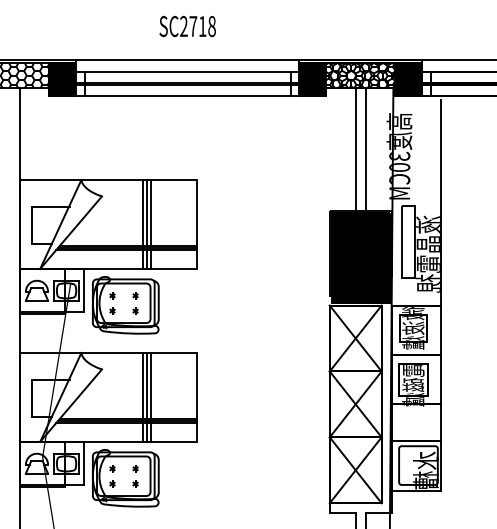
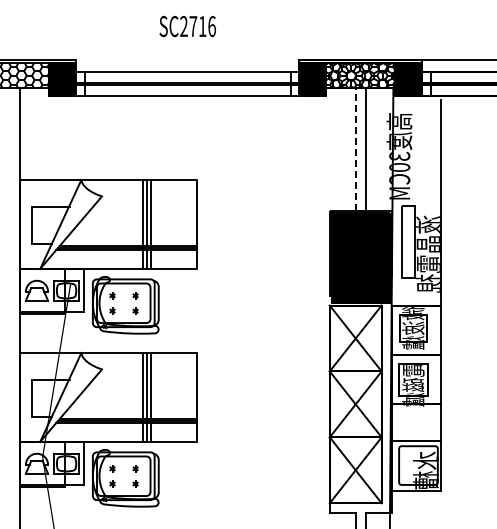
text: SC2718 -> SC2716 (211, 26)
line: present -> none (187, 60)
line: solid -> dashed (355, 148)
